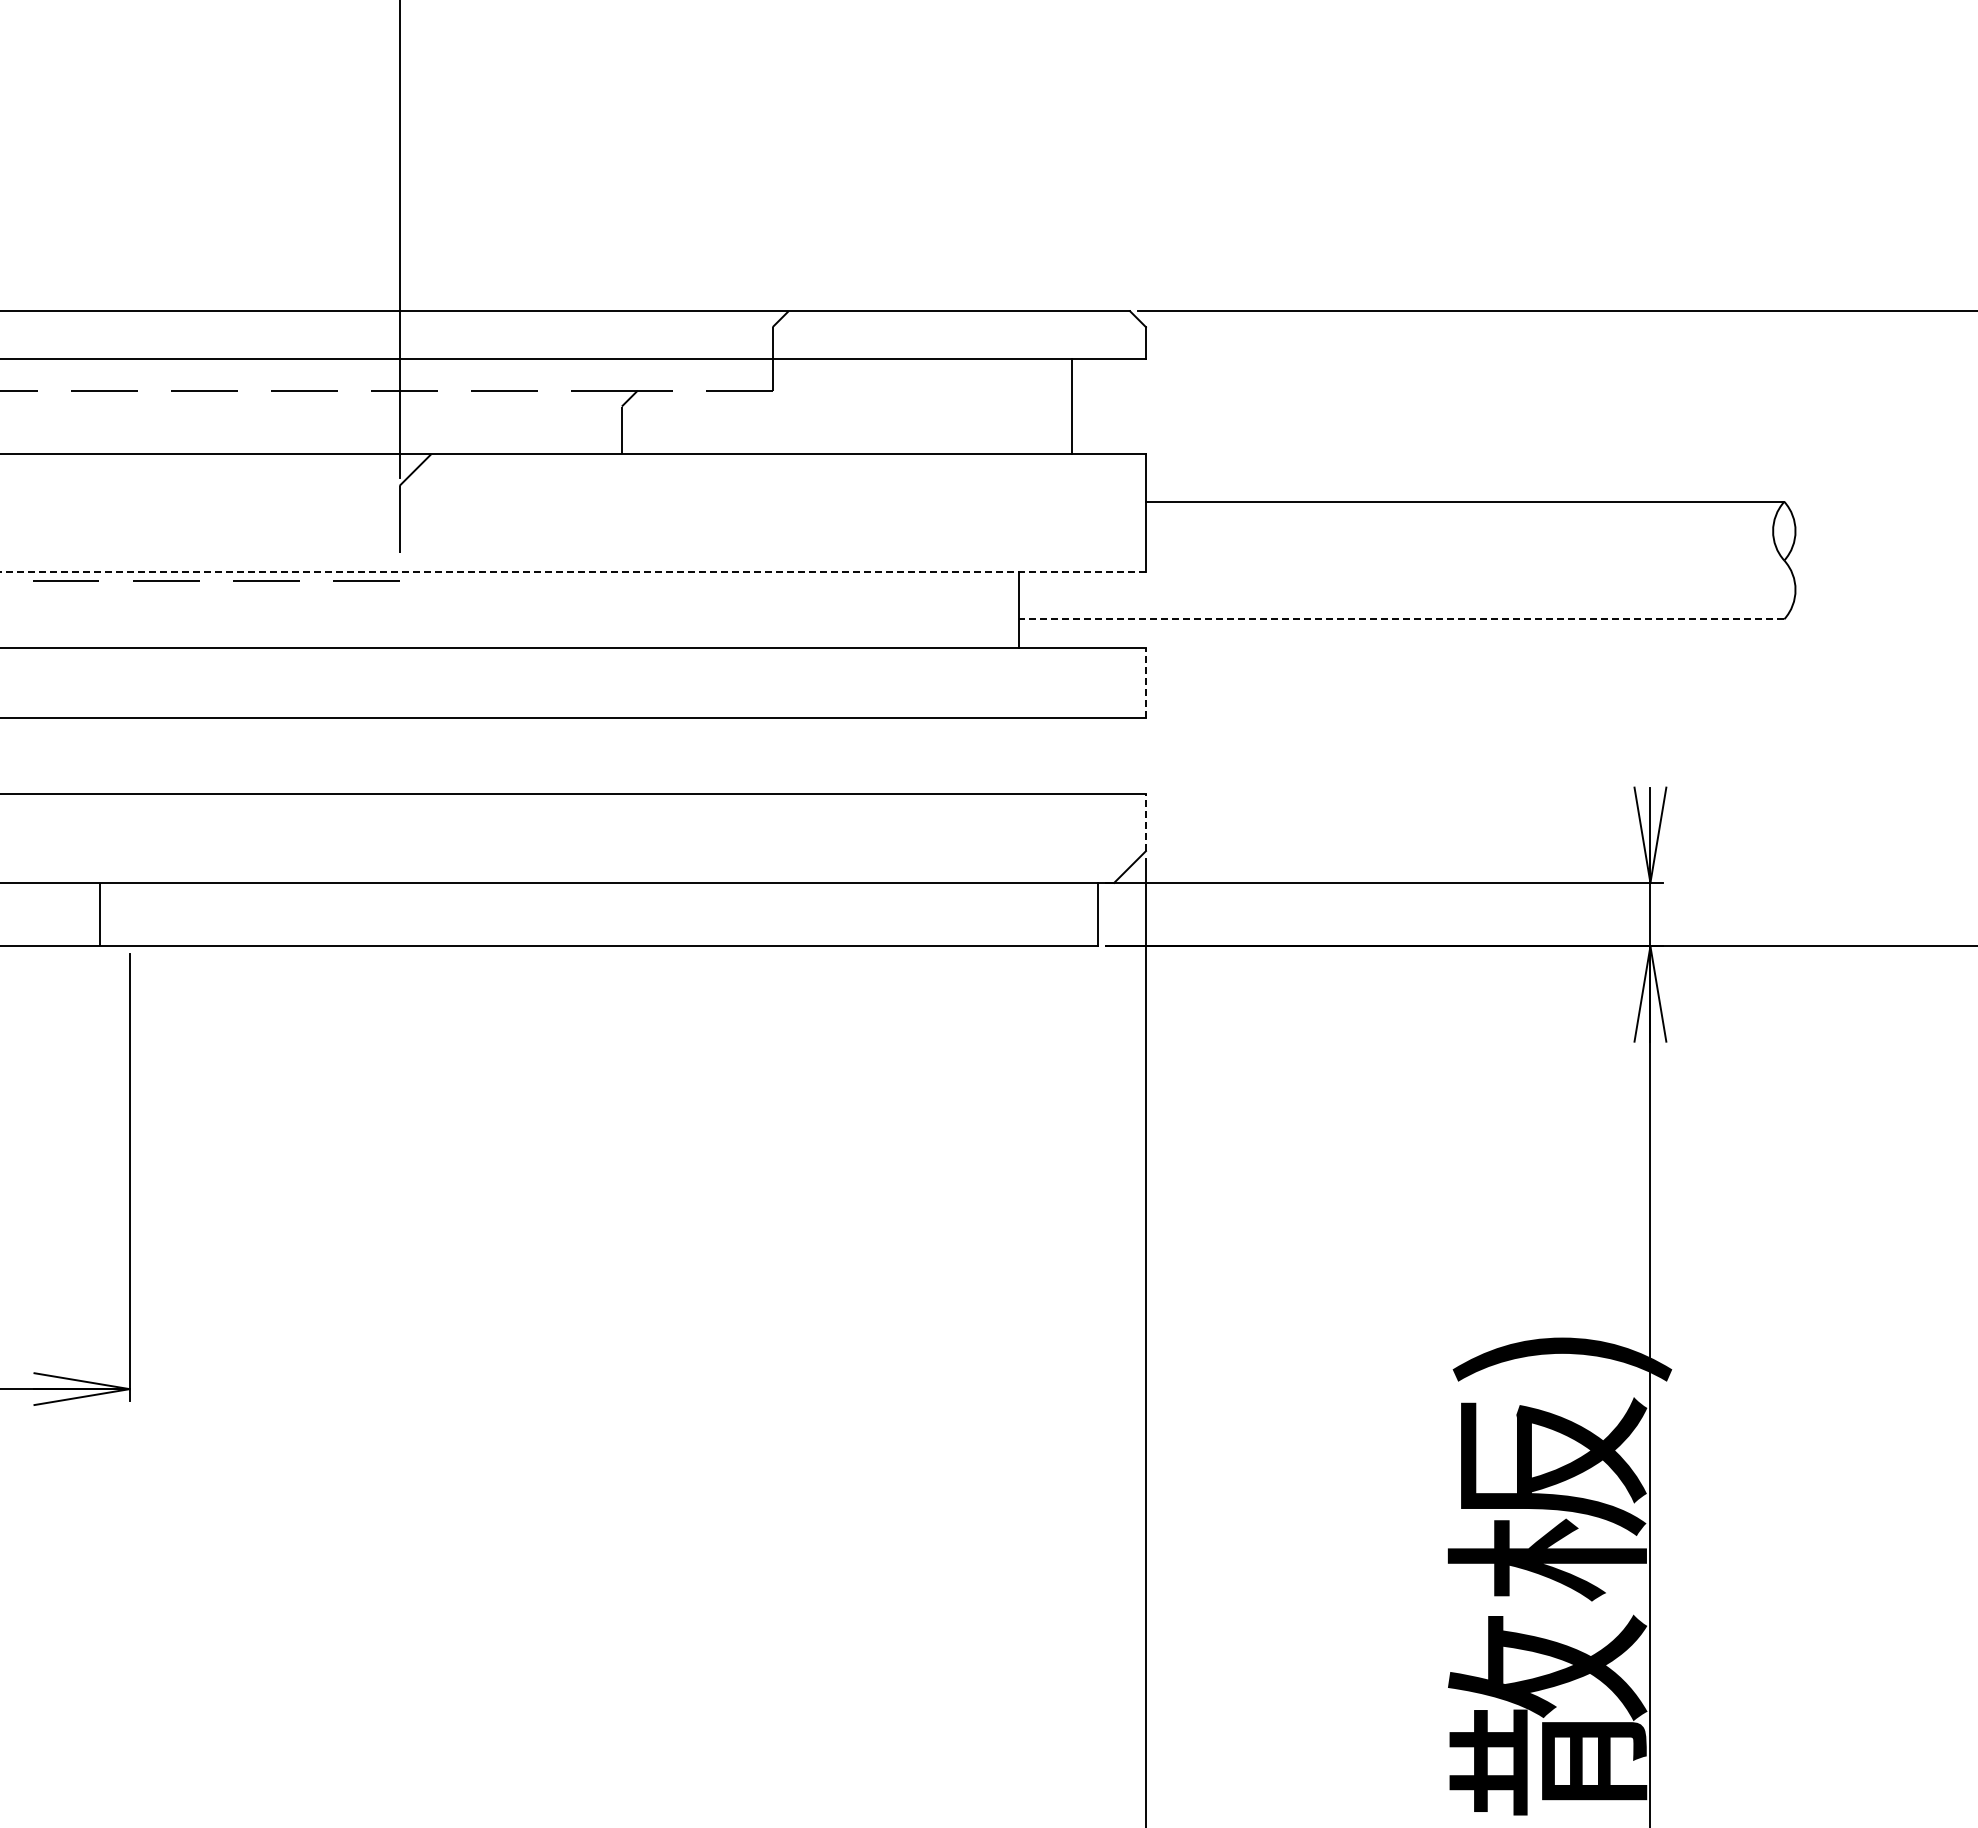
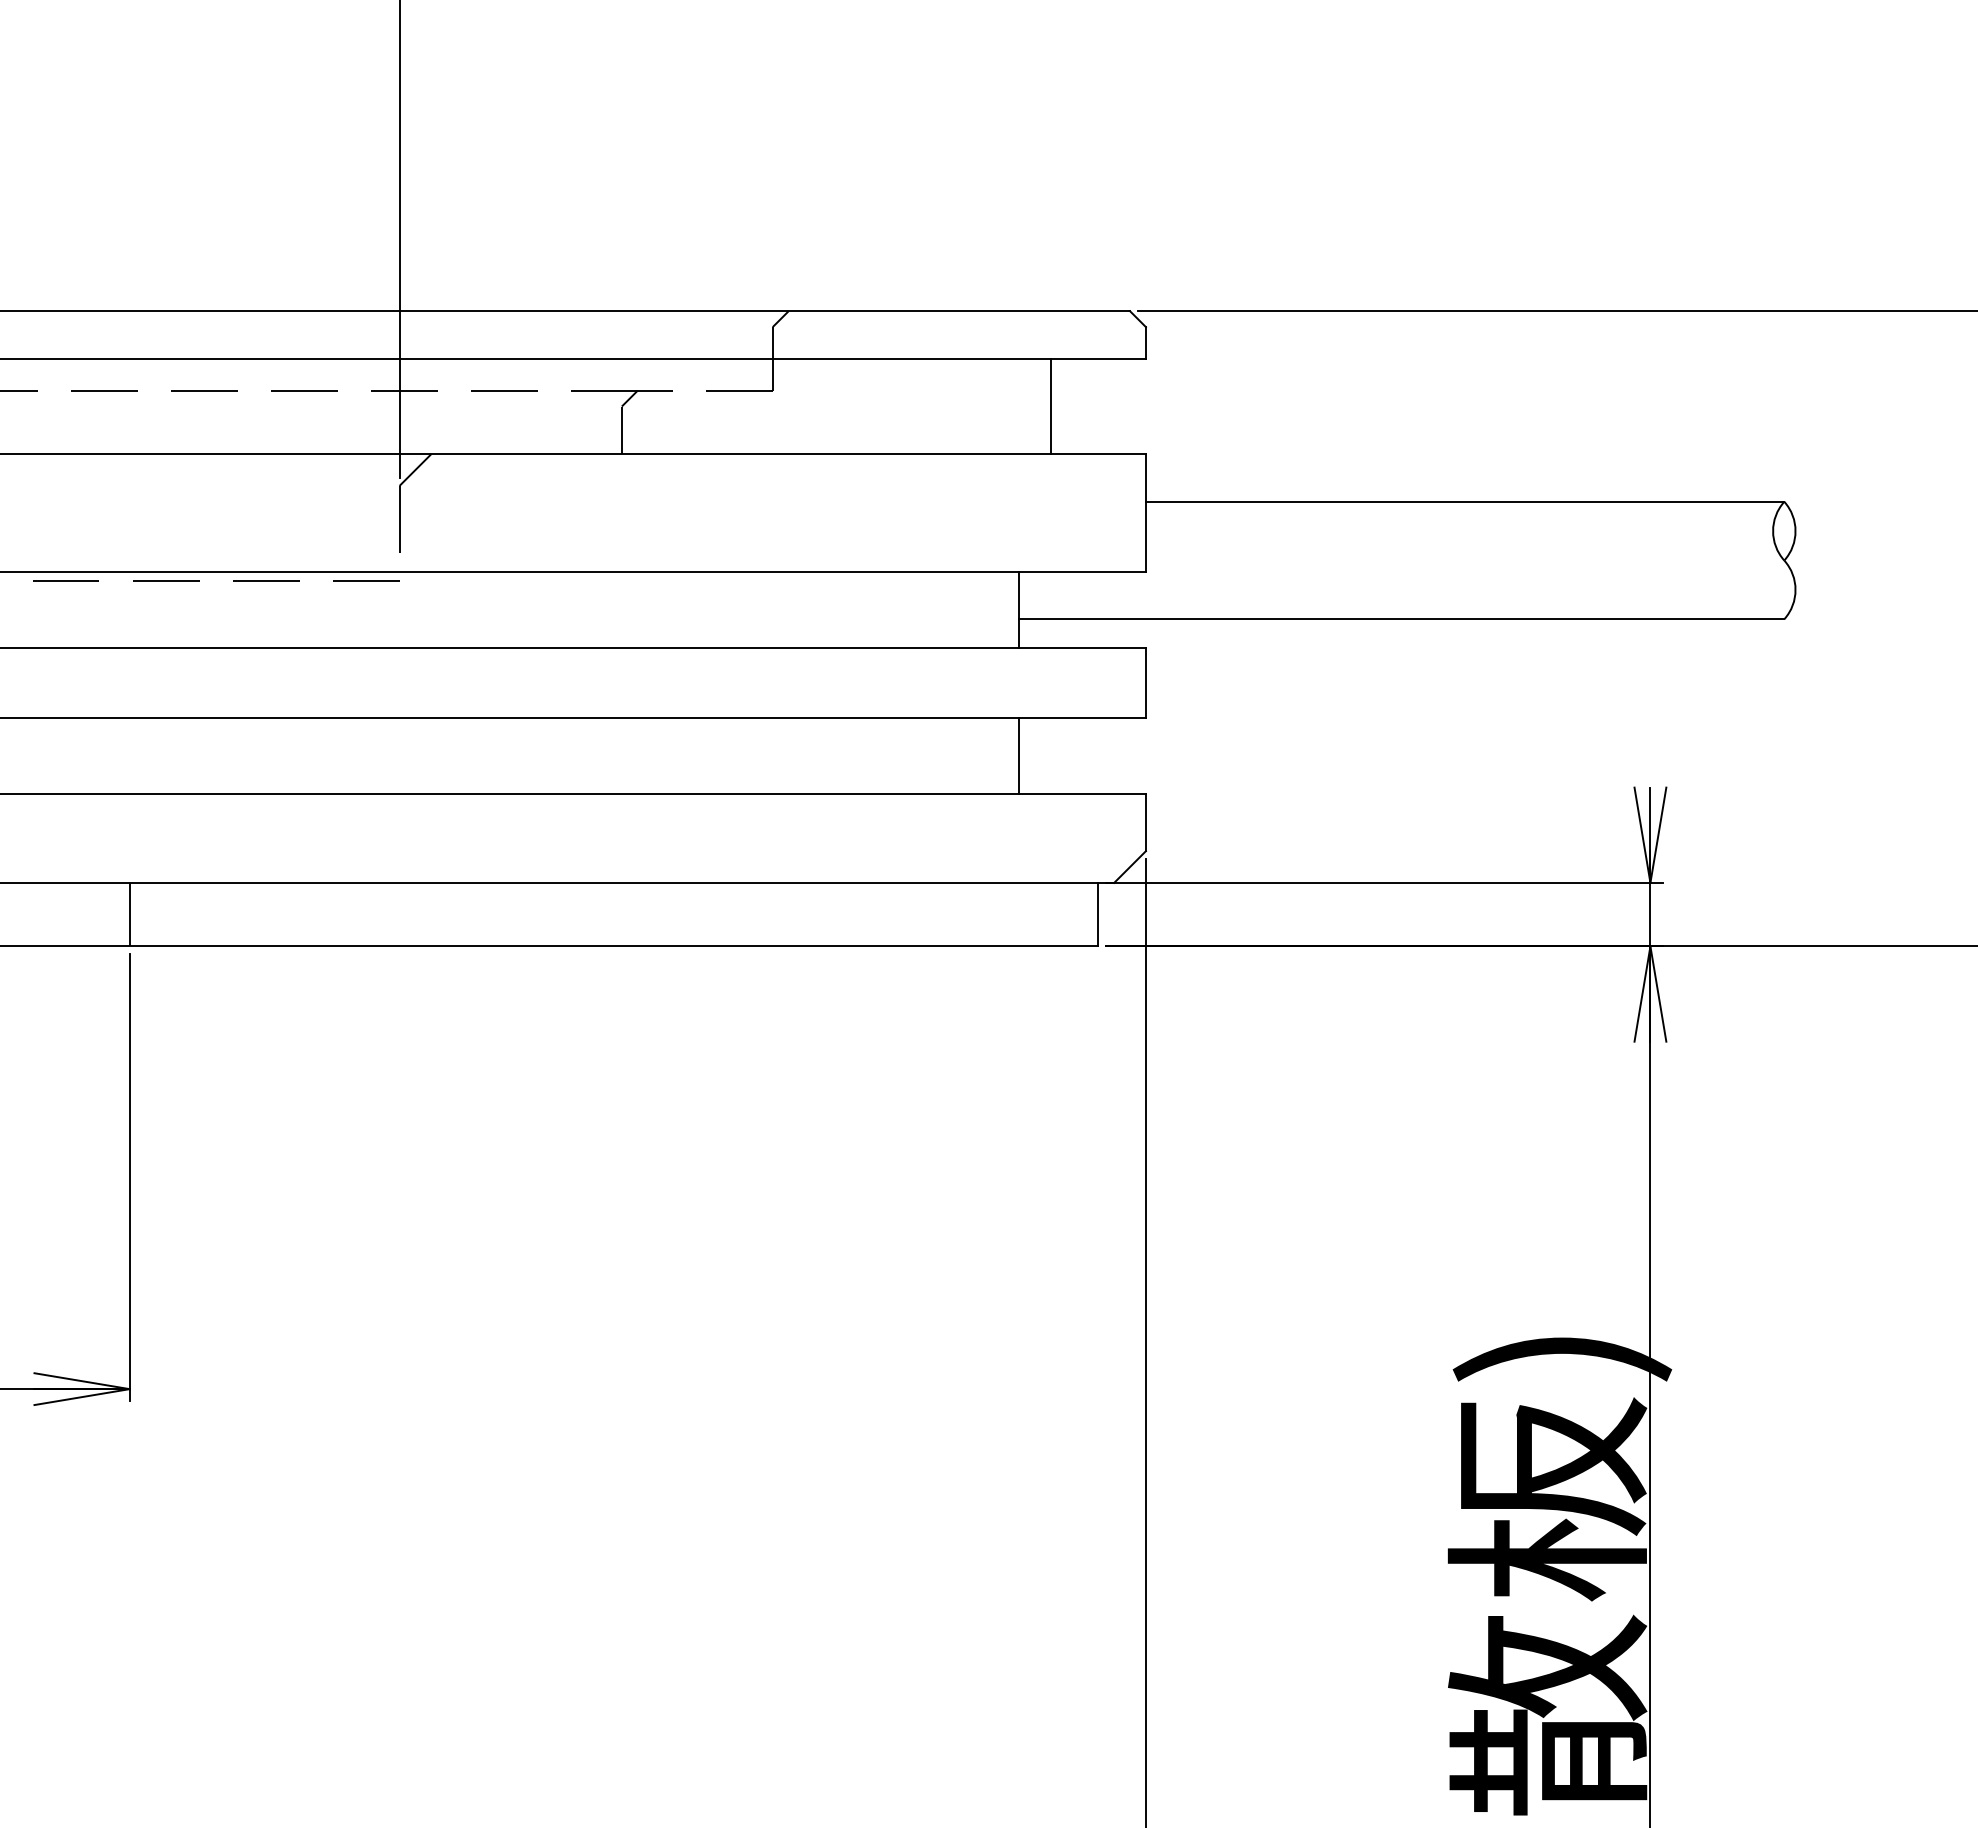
line position: (1071, 406) -> (1050, 406) (1050, 406)
line: dashed -> solid (573, 571)
line: dashed -> solid (1401, 619)
line: dashed -> solid (1145, 682)
line: none -> present (1018, 755)
line: dashed -> solid (1145, 822)
line position: (99, 914) -> (129, 914) (129, 914)
